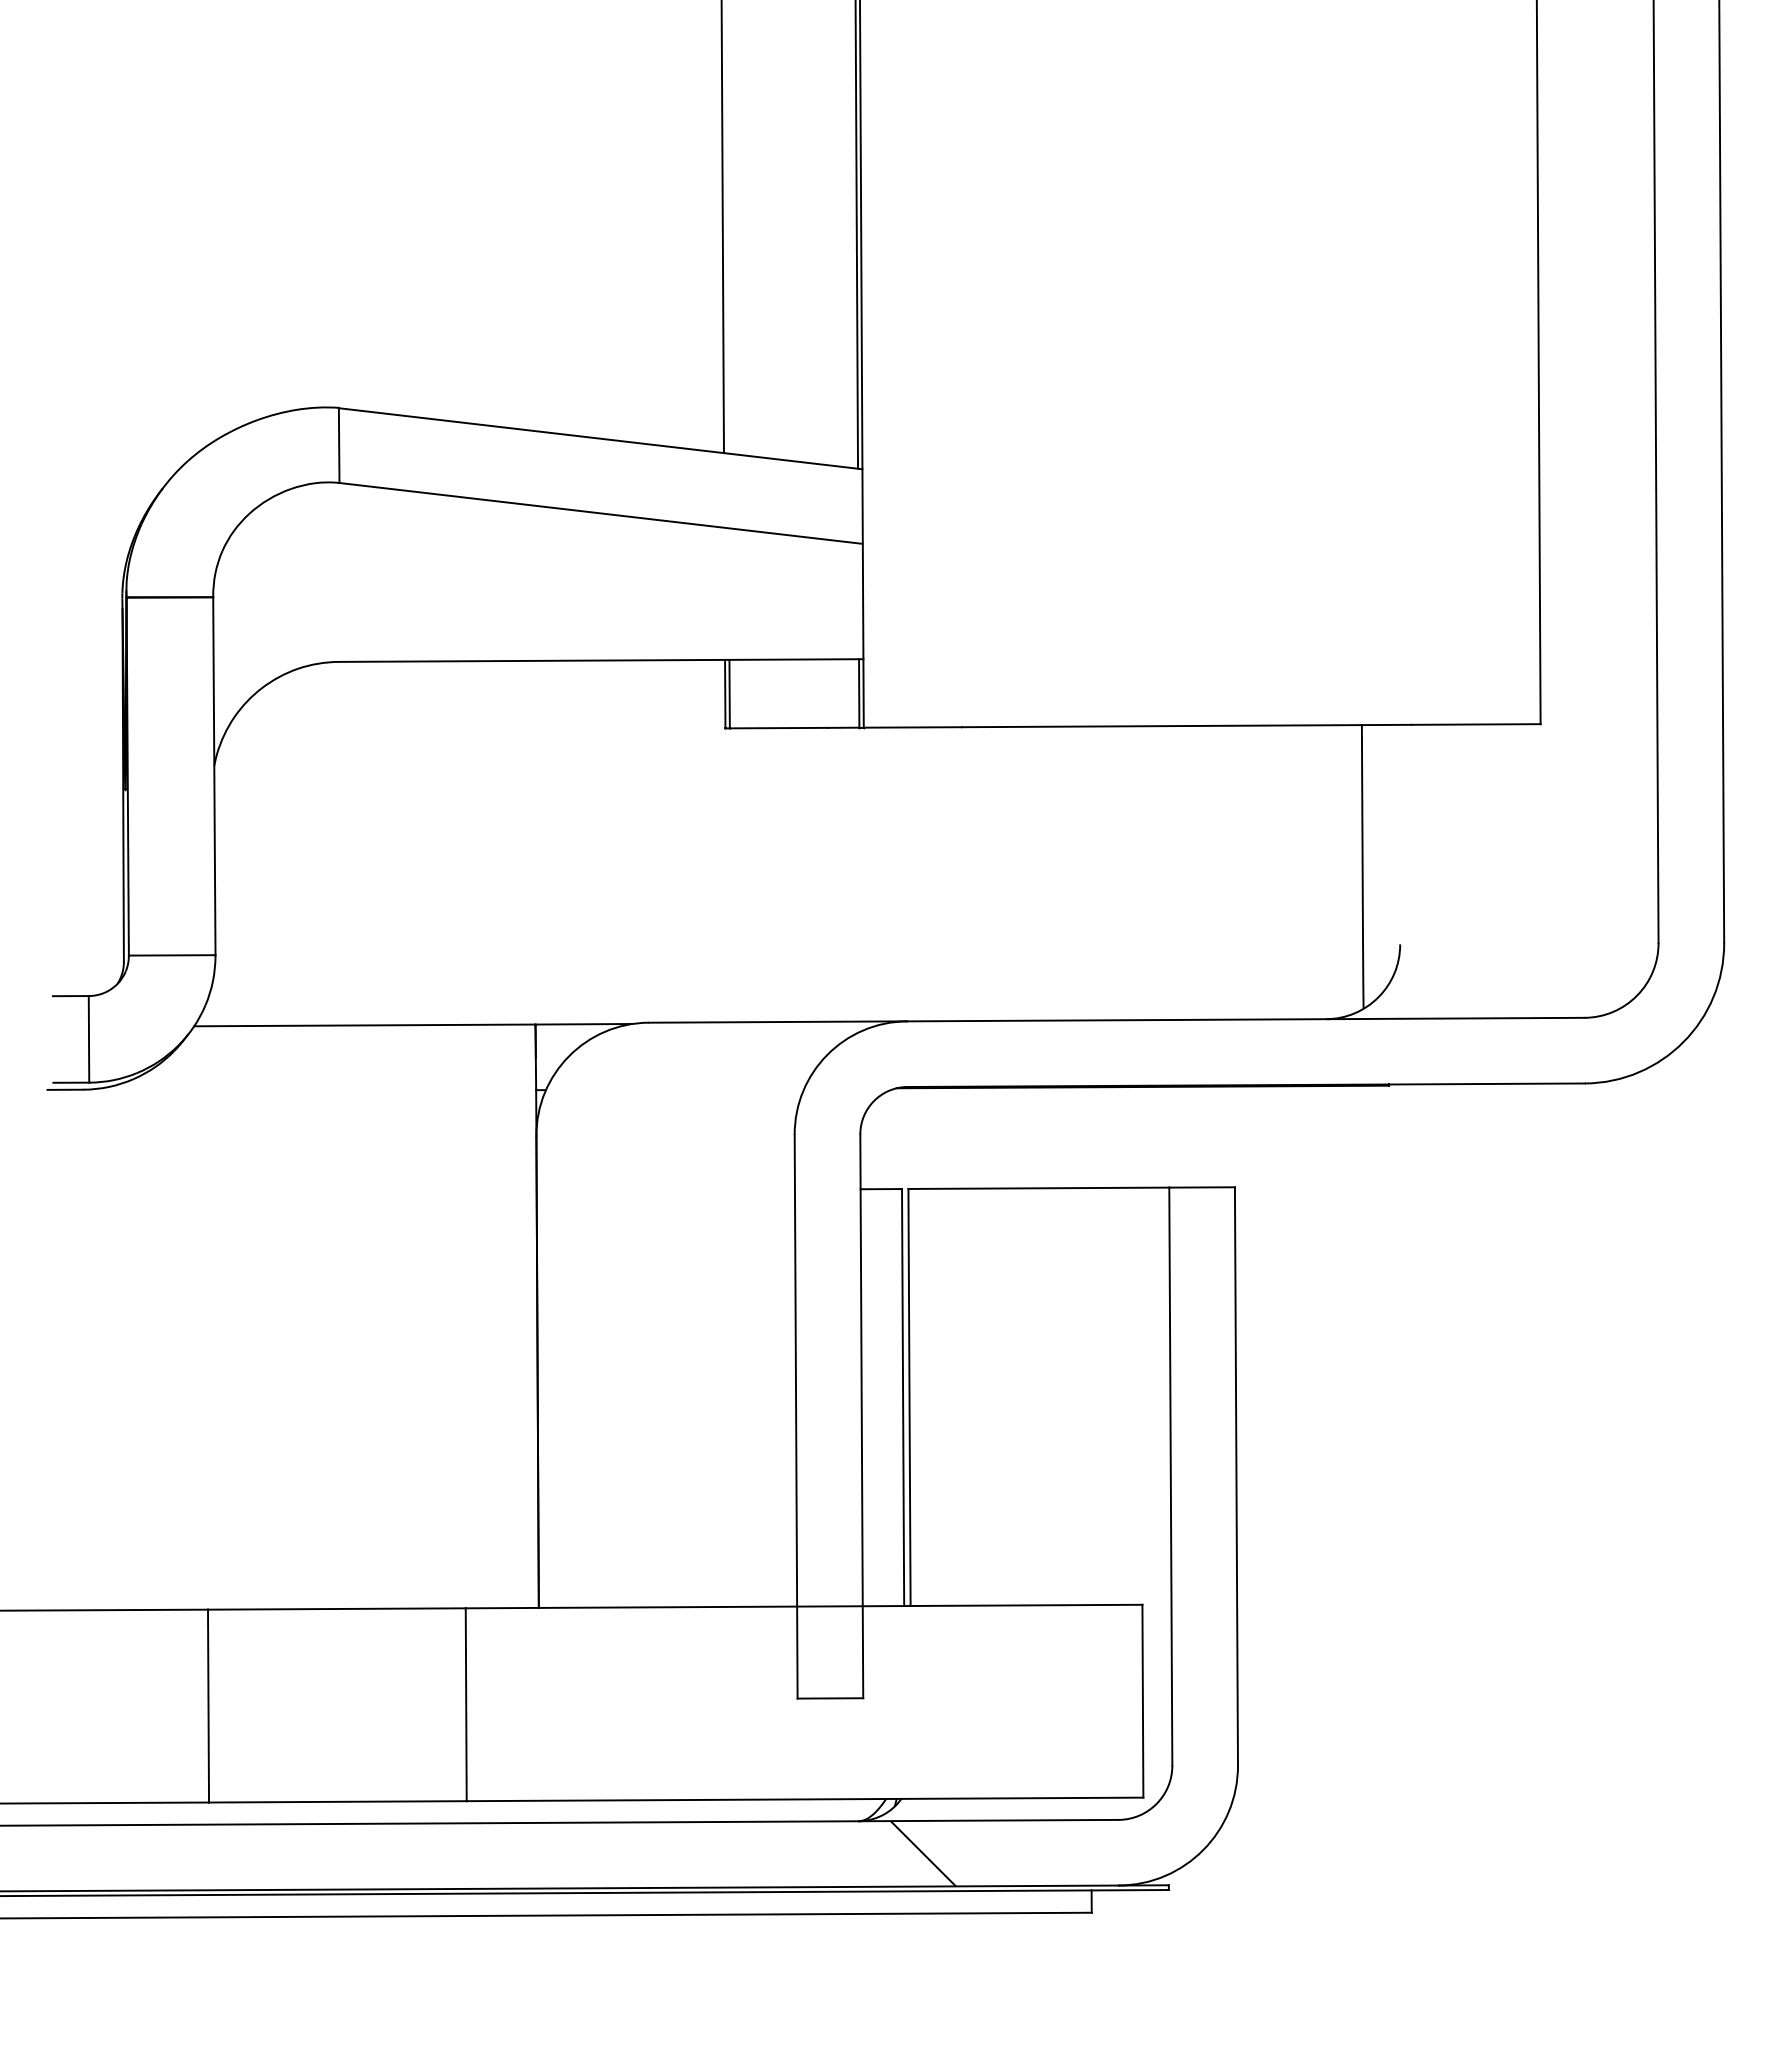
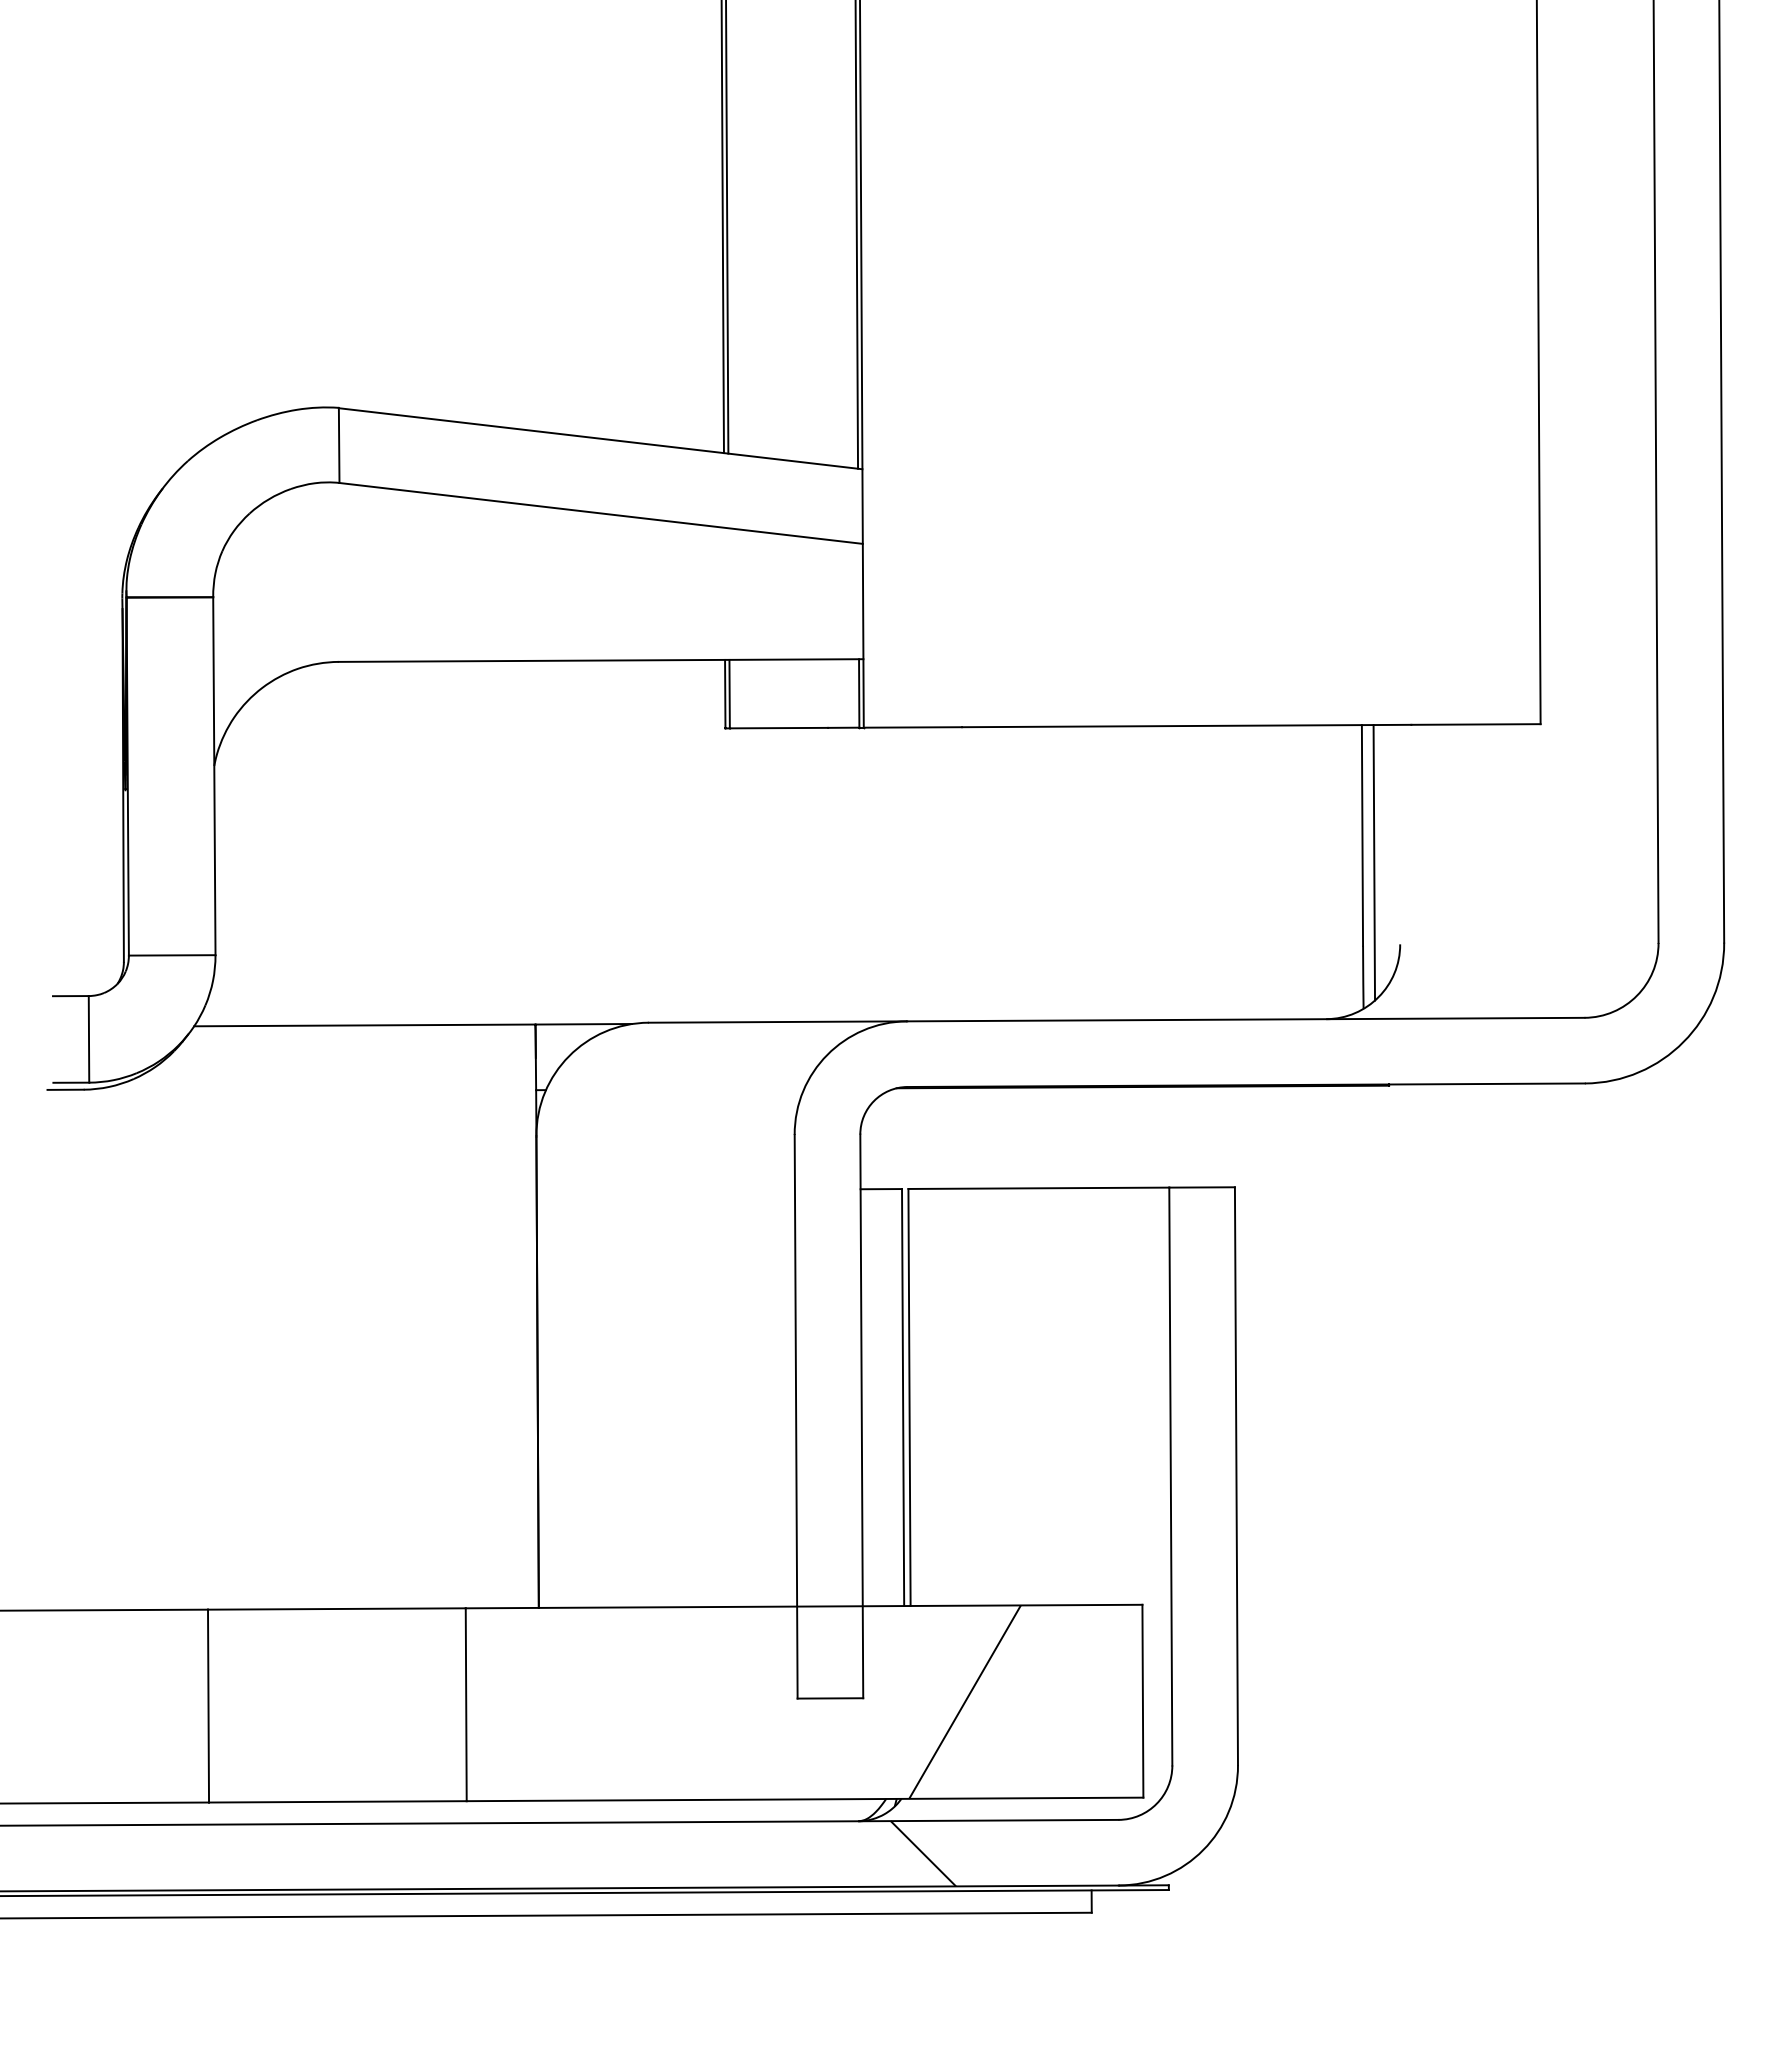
line: none -> present (727, 227)
line: none -> present (1374, 862)
hatch: none -> present (964, 1701)
